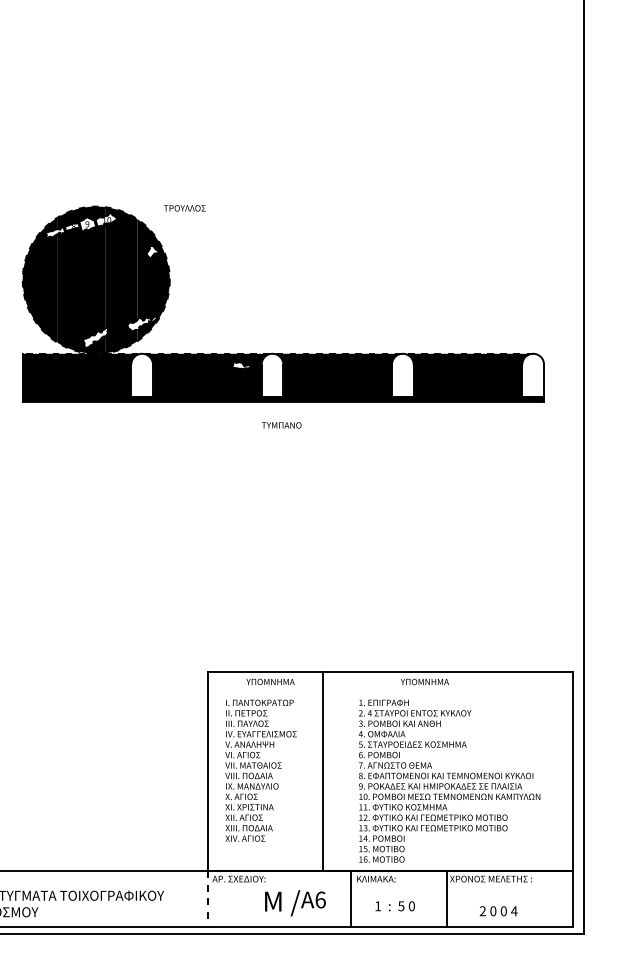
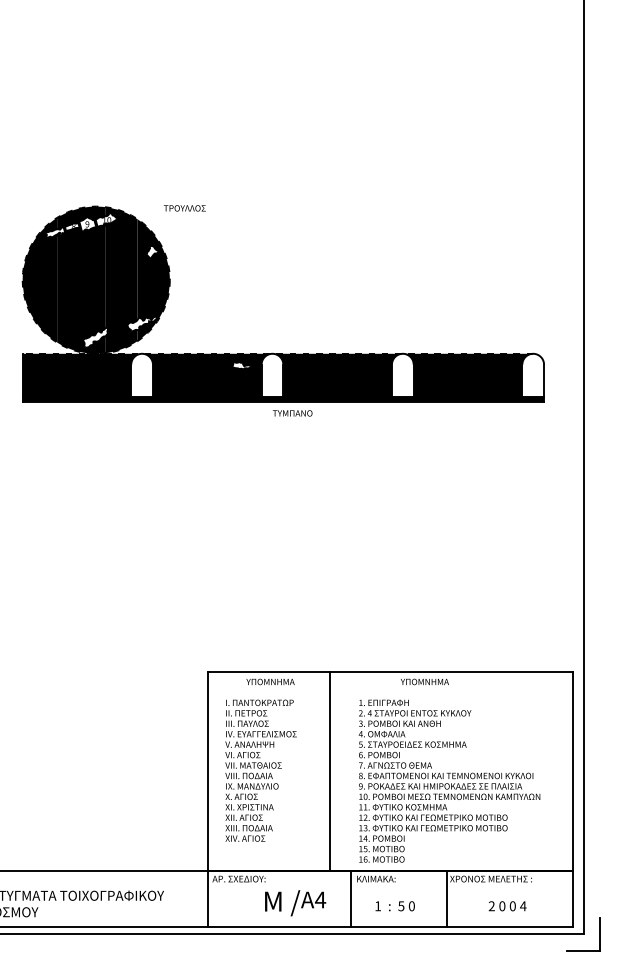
text position: (281, 425) -> (292, 413) (292, 413)
line position: (322, 771) -> (329, 771) (329, 771)
line: dashed -> solid (208, 899)
text: 6 -> 4 (320, 899)
text position: (498, 911) -> (507, 906) (507, 906)
part: none -> present (599, 934)
